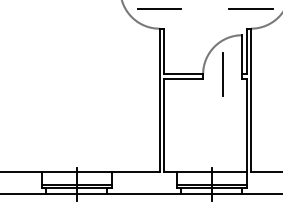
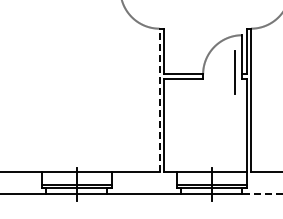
line: present -> none (250, 8)
line: present -> none (159, 9)
line position: (222, 74) -> (234, 72) (234, 72)
line: solid -> dashed (159, 100)
line: solid -> dashed (262, 194)
